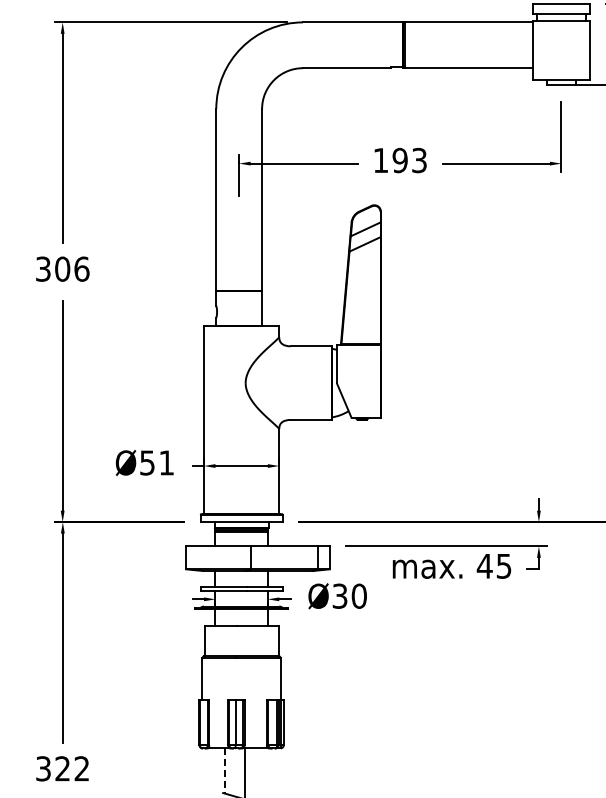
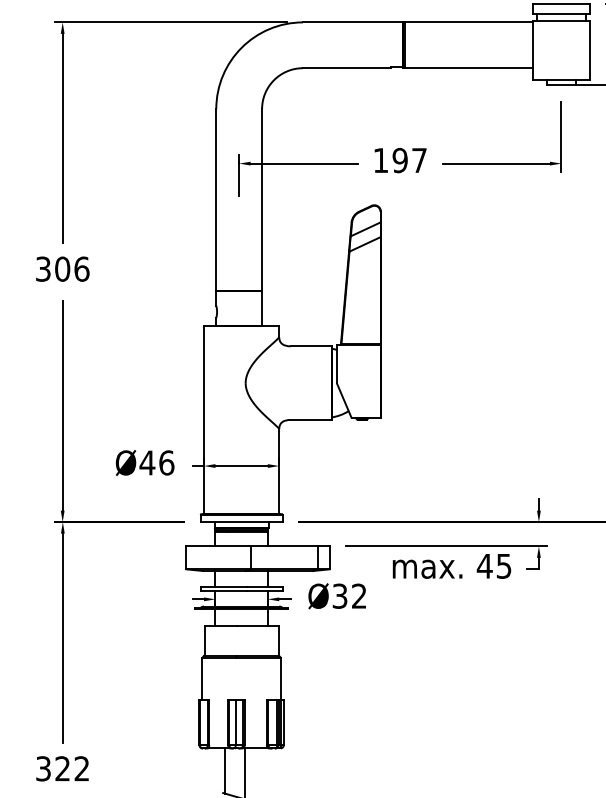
text: 193 -> 197 (419, 160)
text: Ø51 -> Ø46 (156, 462)
text: Ø30 -> Ø32 (358, 595)
line: dashed -> solid (225, 771)
